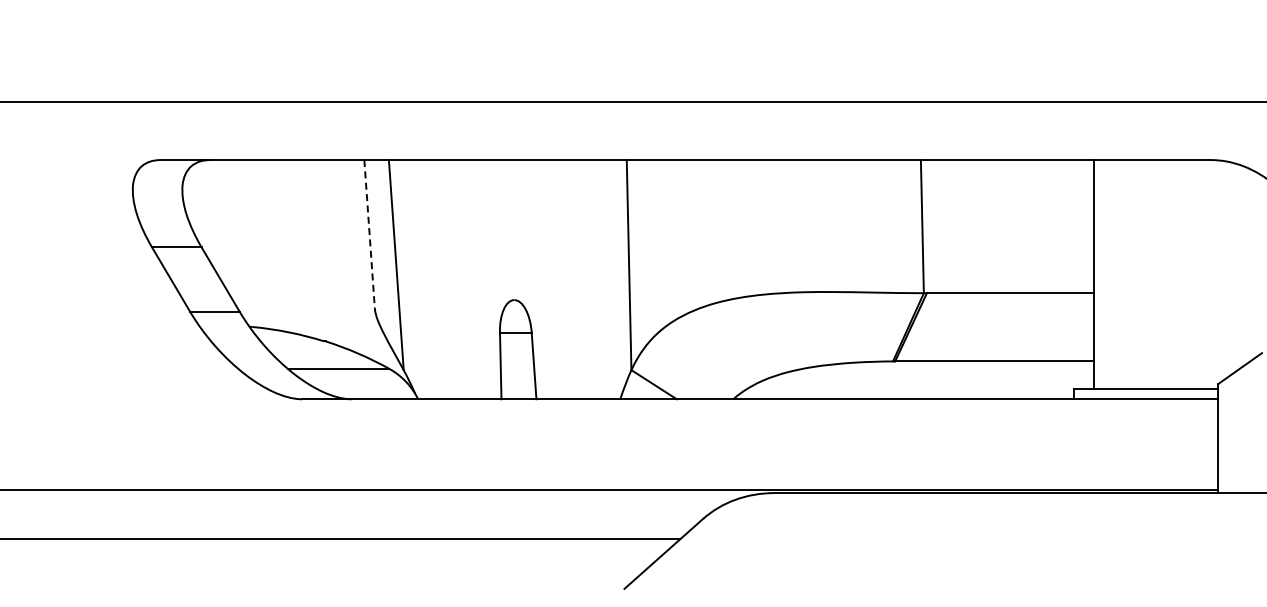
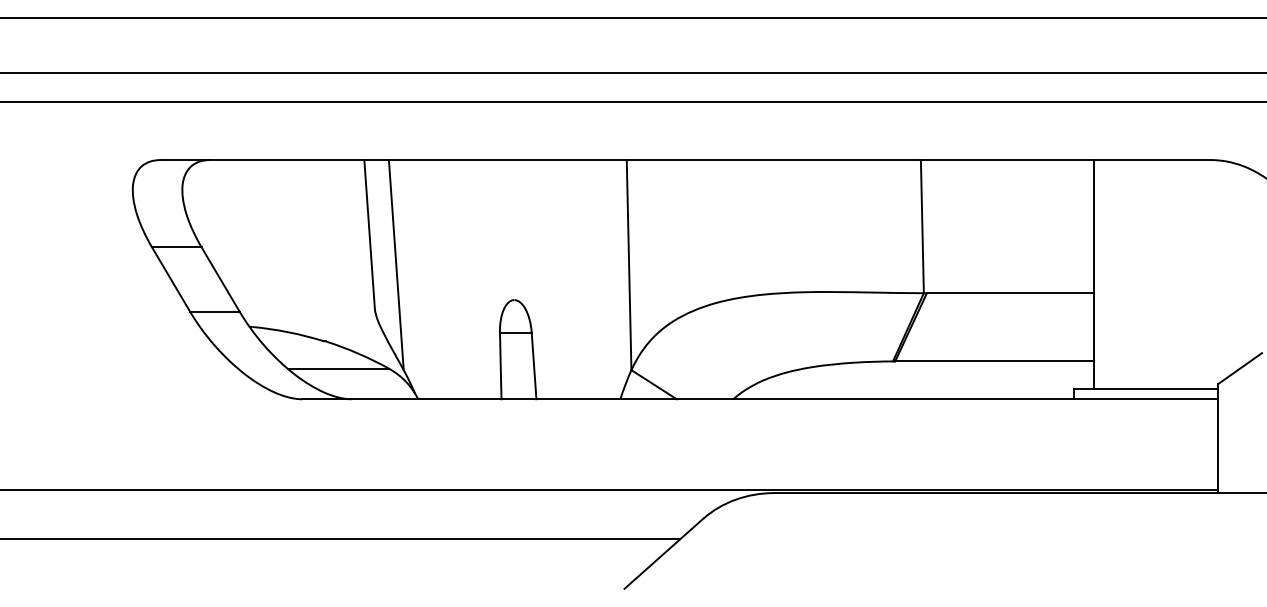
line: none -> present (632, 18)
line: none -> present (632, 72)
line: dashed -> solid (369, 234)
